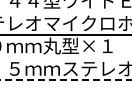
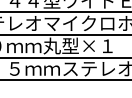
line: none -> present (65, 12)
line: none -> present (65, 57)
line: dashed -> solid (65, 80)
